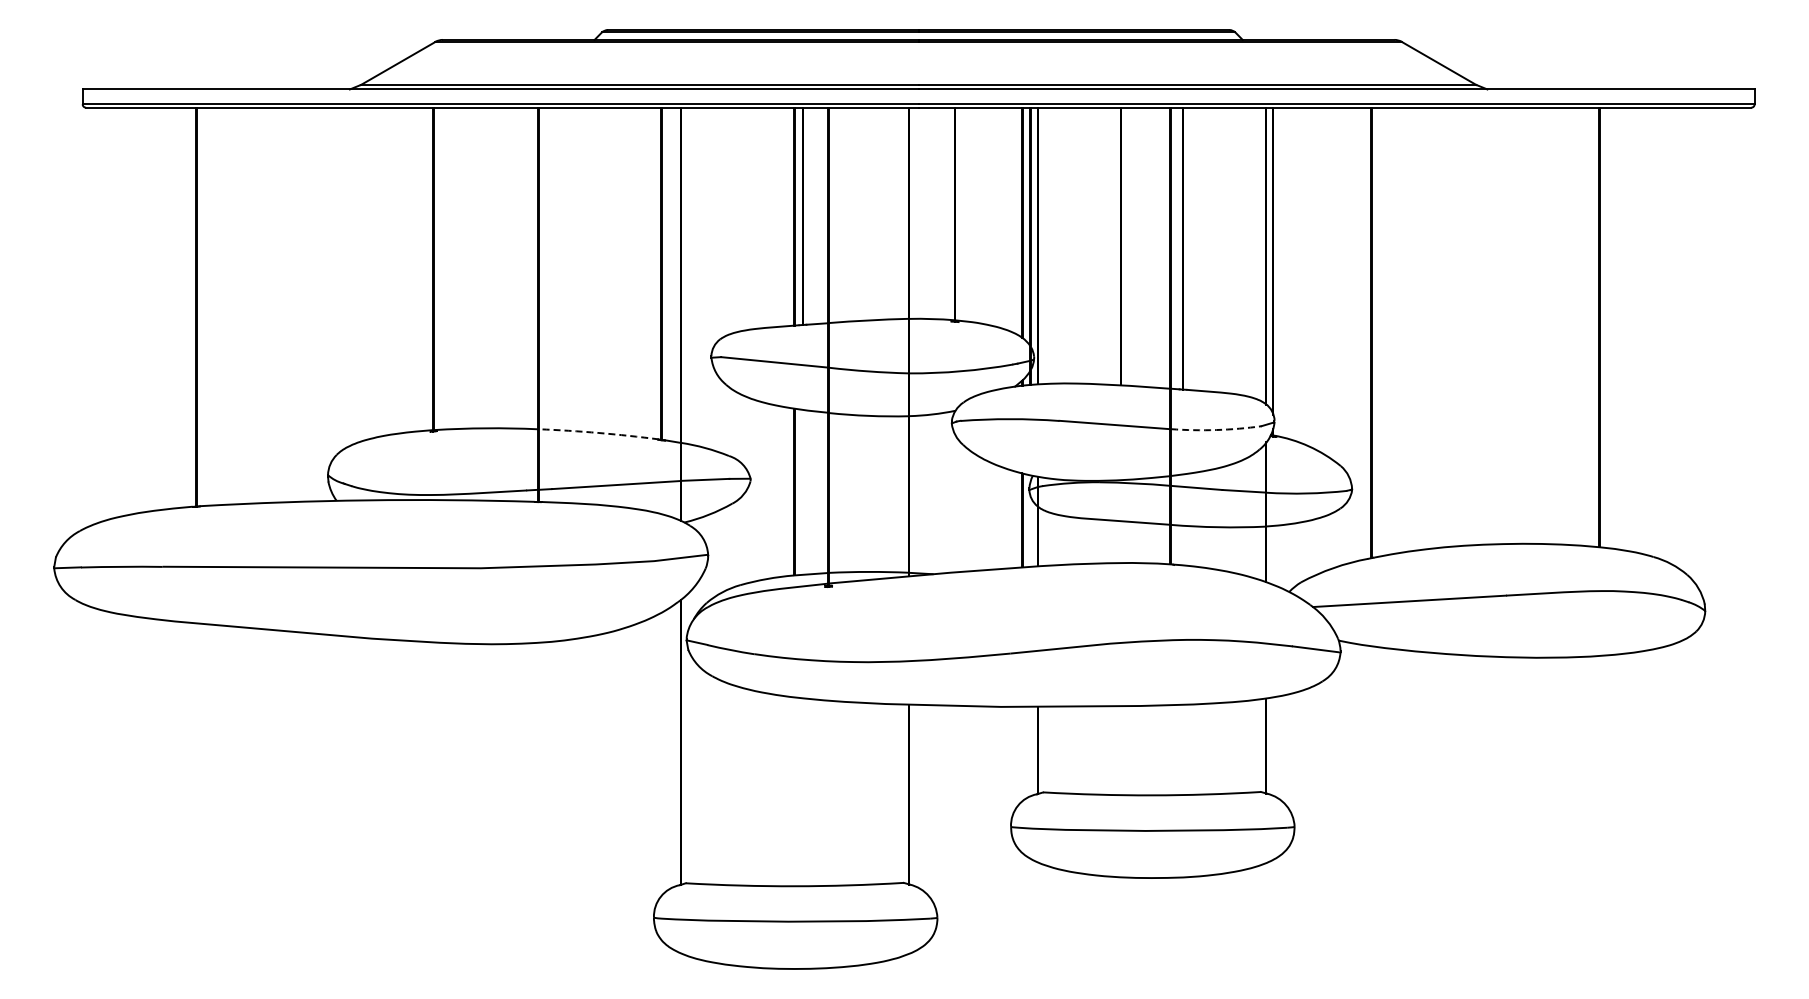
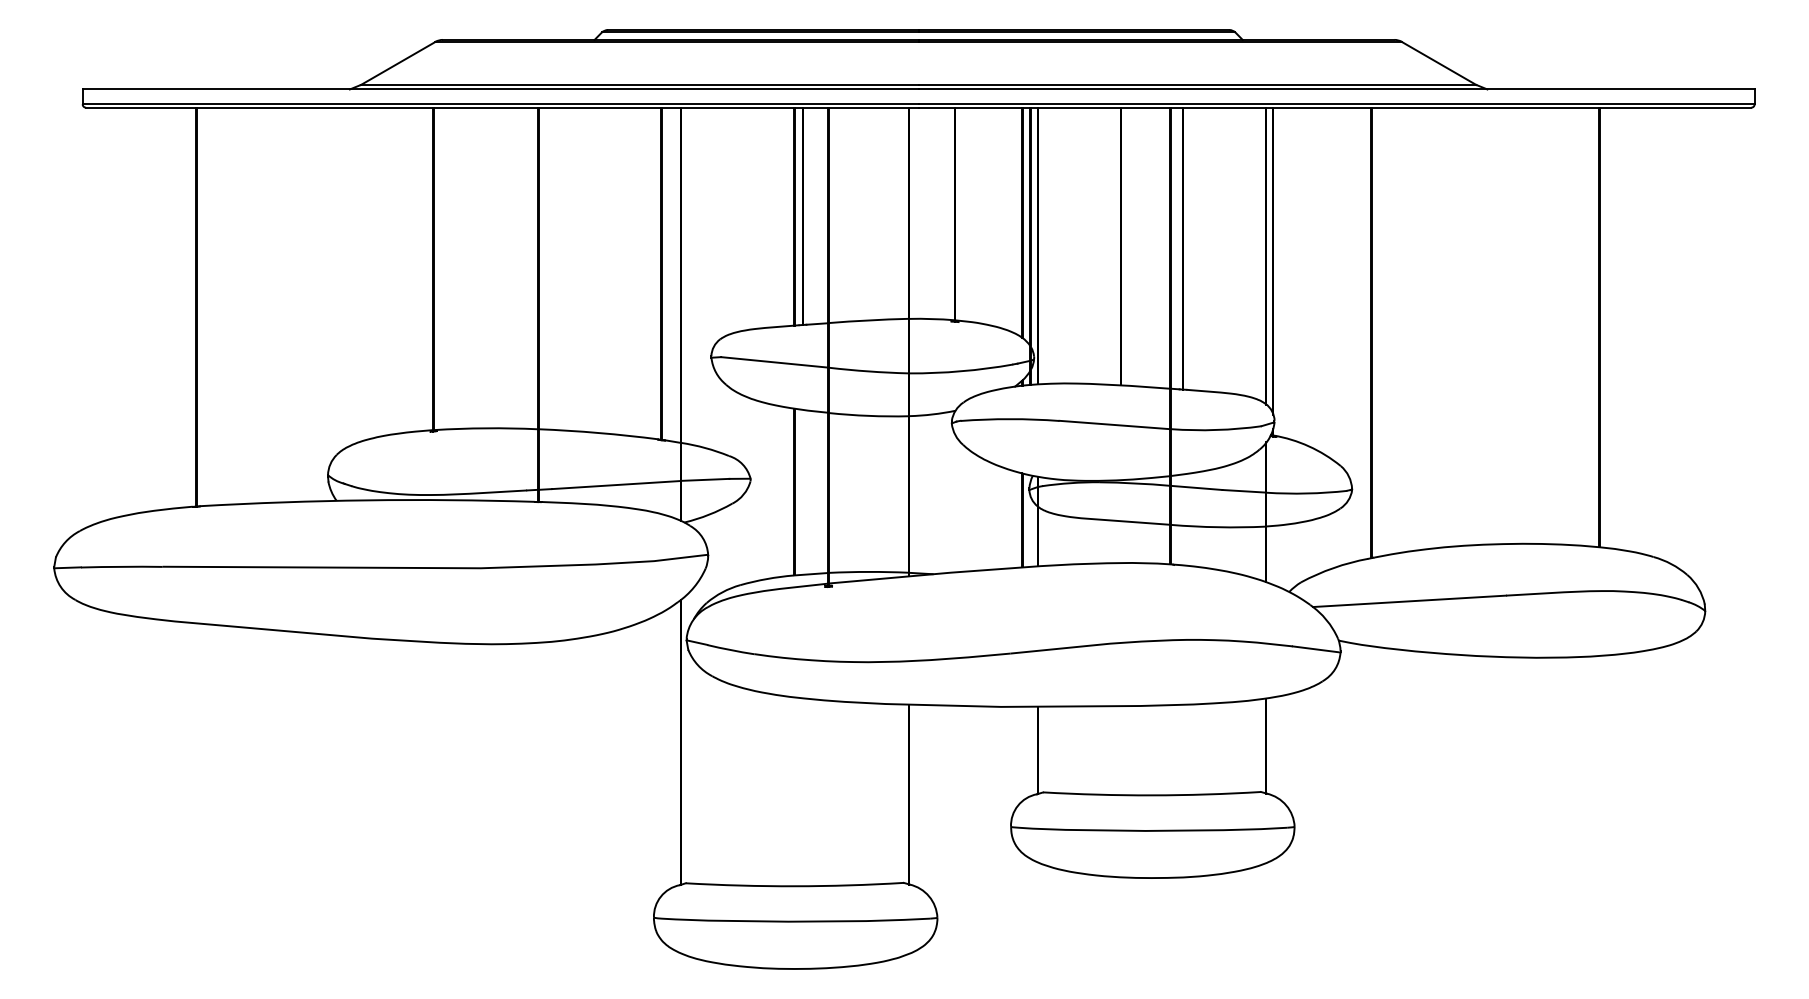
arc: dashed -> solid (1216, 430)
arc: dashed -> solid (598, 433)
